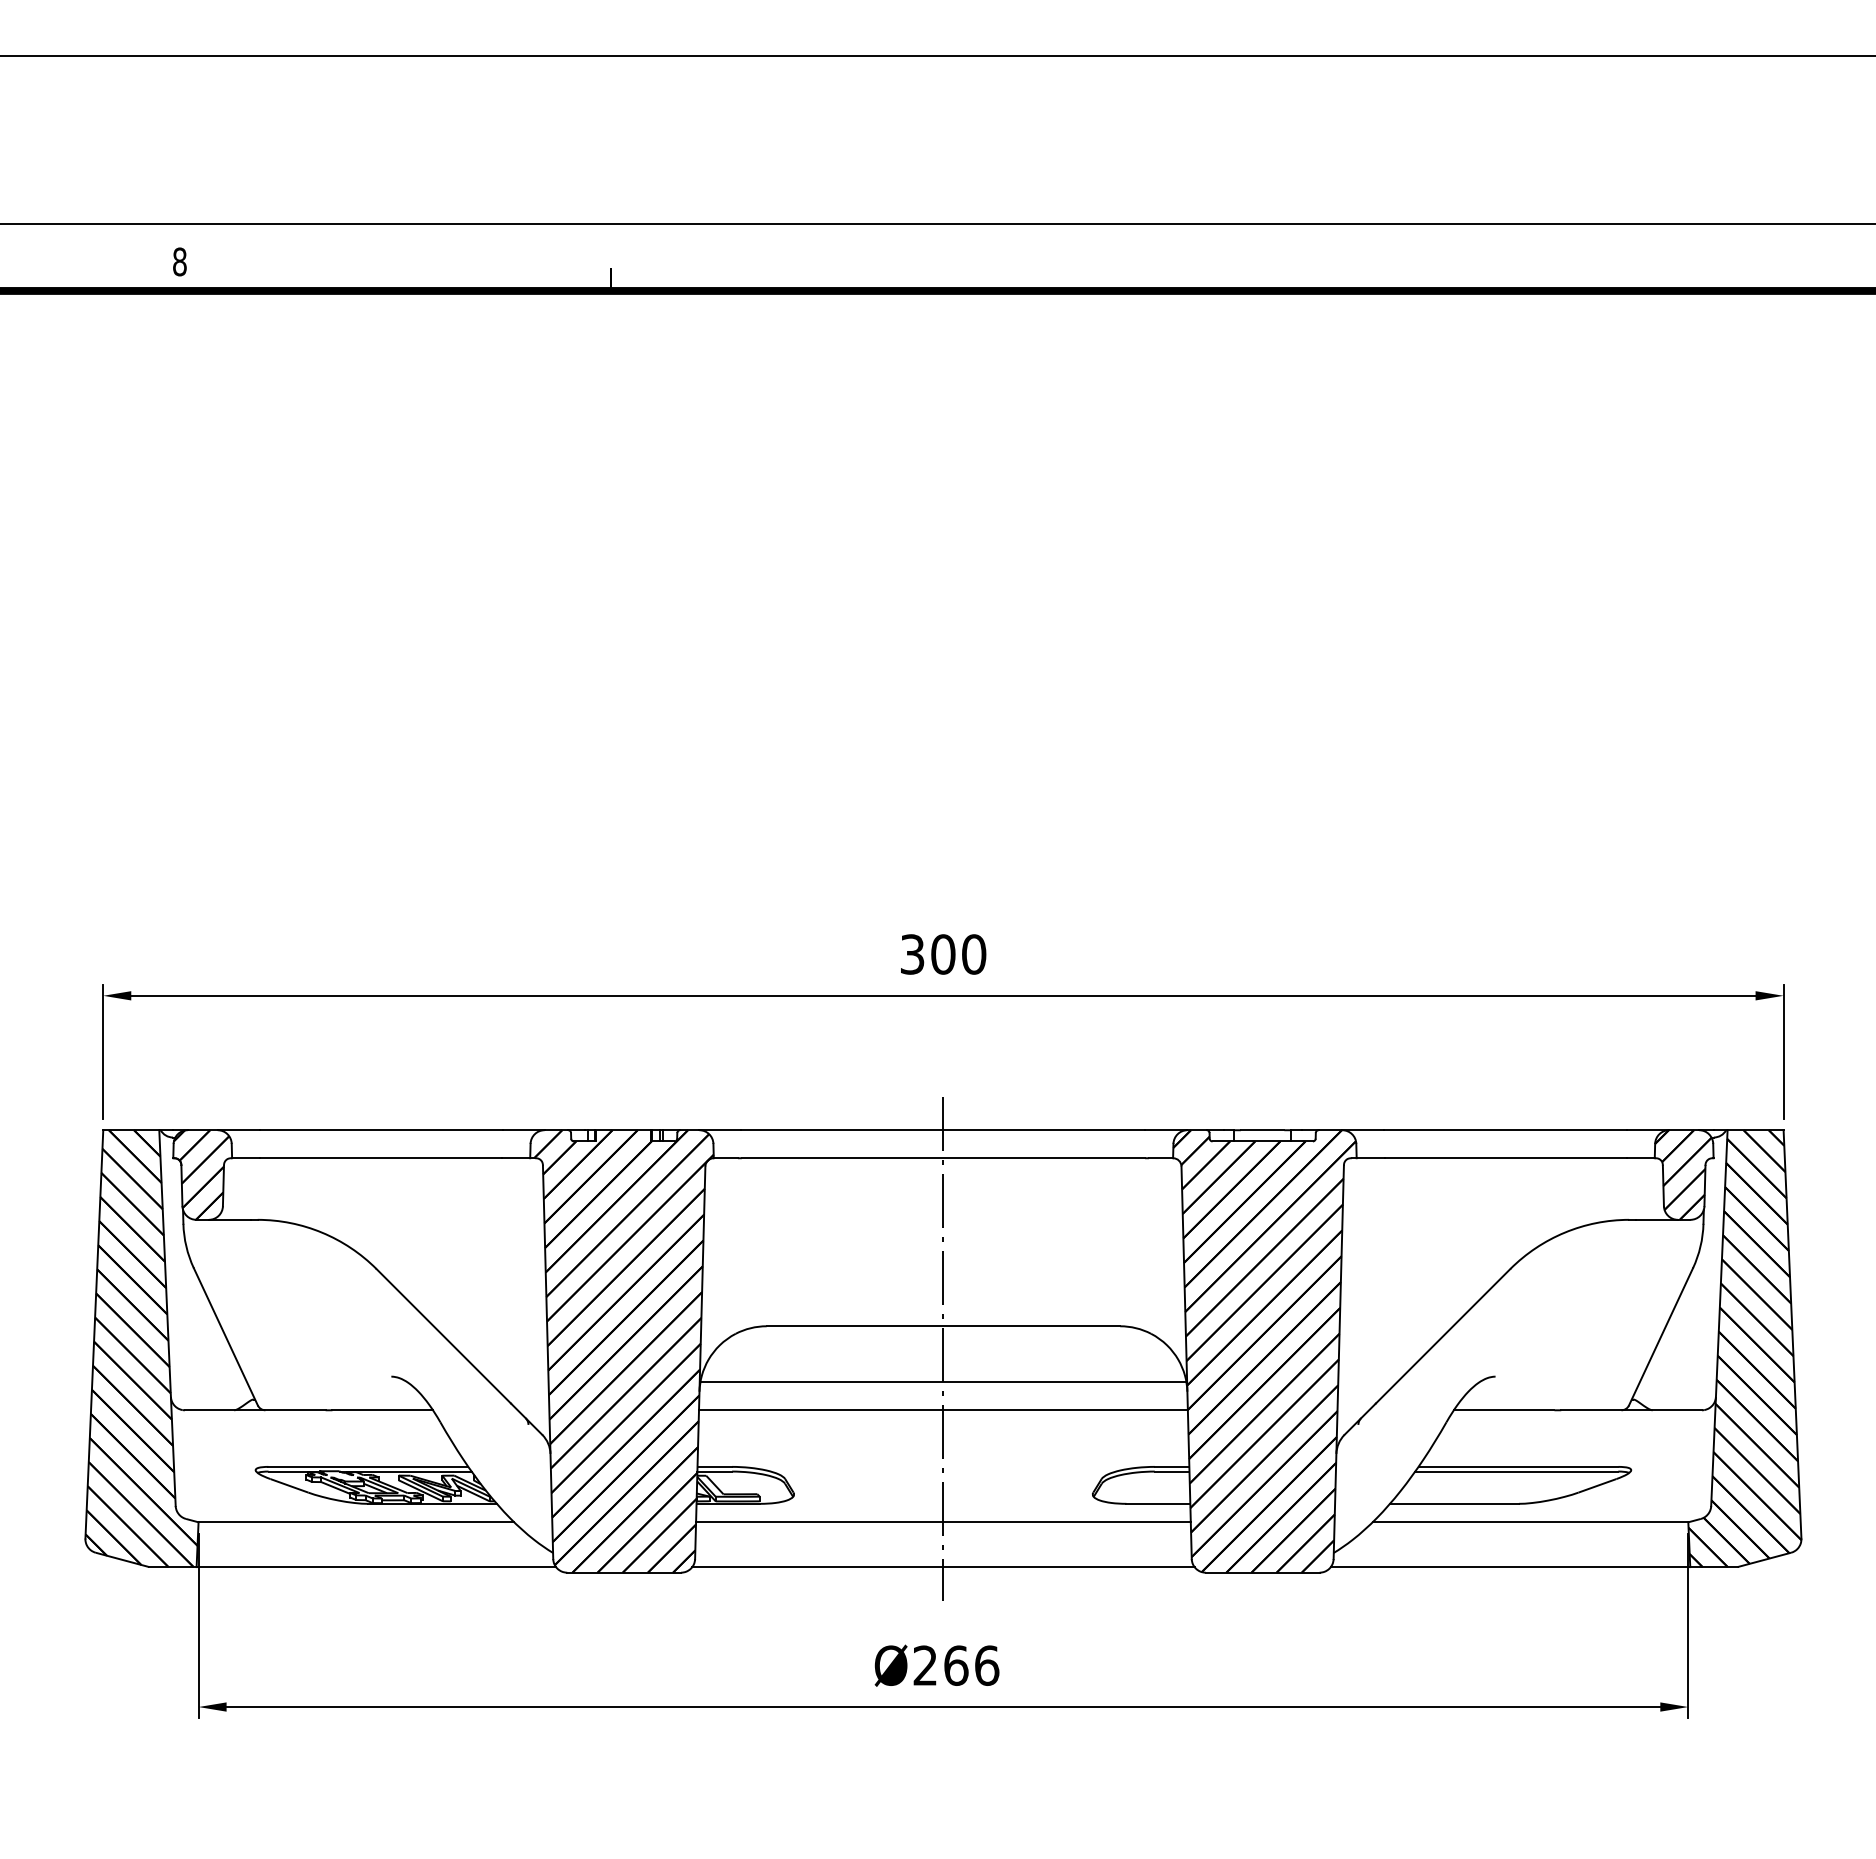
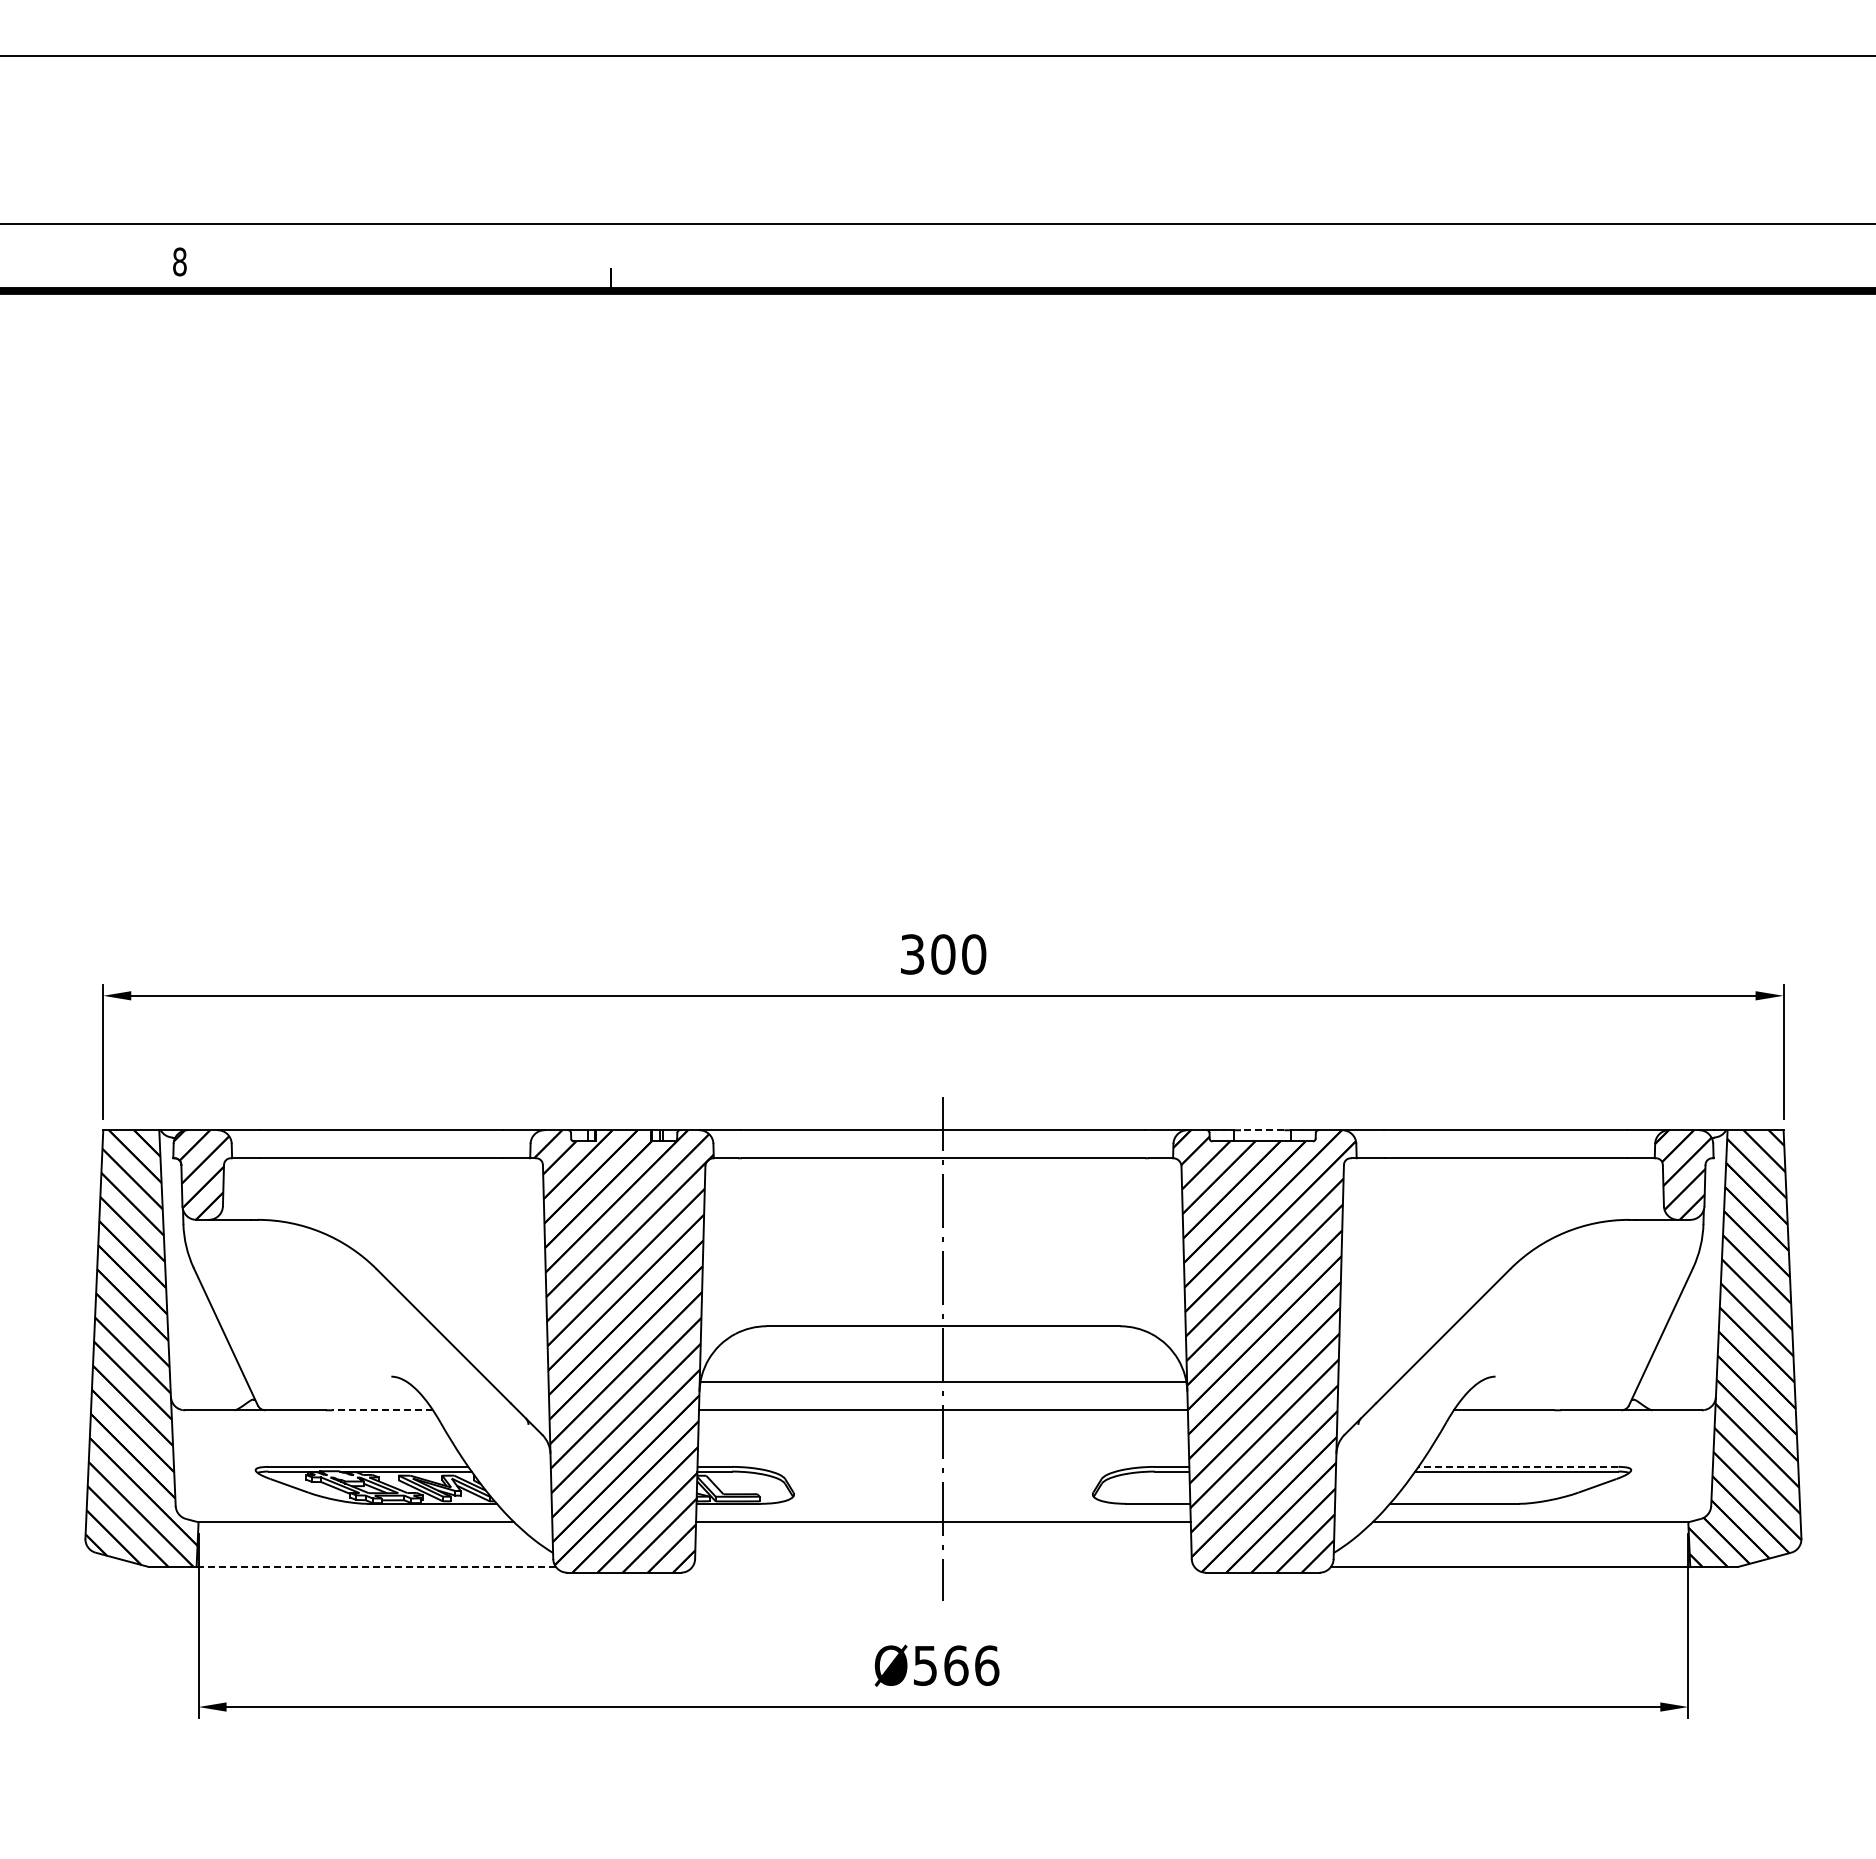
line: solid -> dashed (1262, 1130)
line: solid -> dashed (382, 1410)
line: solid -> dashed (1518, 1466)
line: solid -> dashed (376, 1567)
line: present -> none (943, 1567)
text: Ø266 -> Ø566 (924, 1665)
